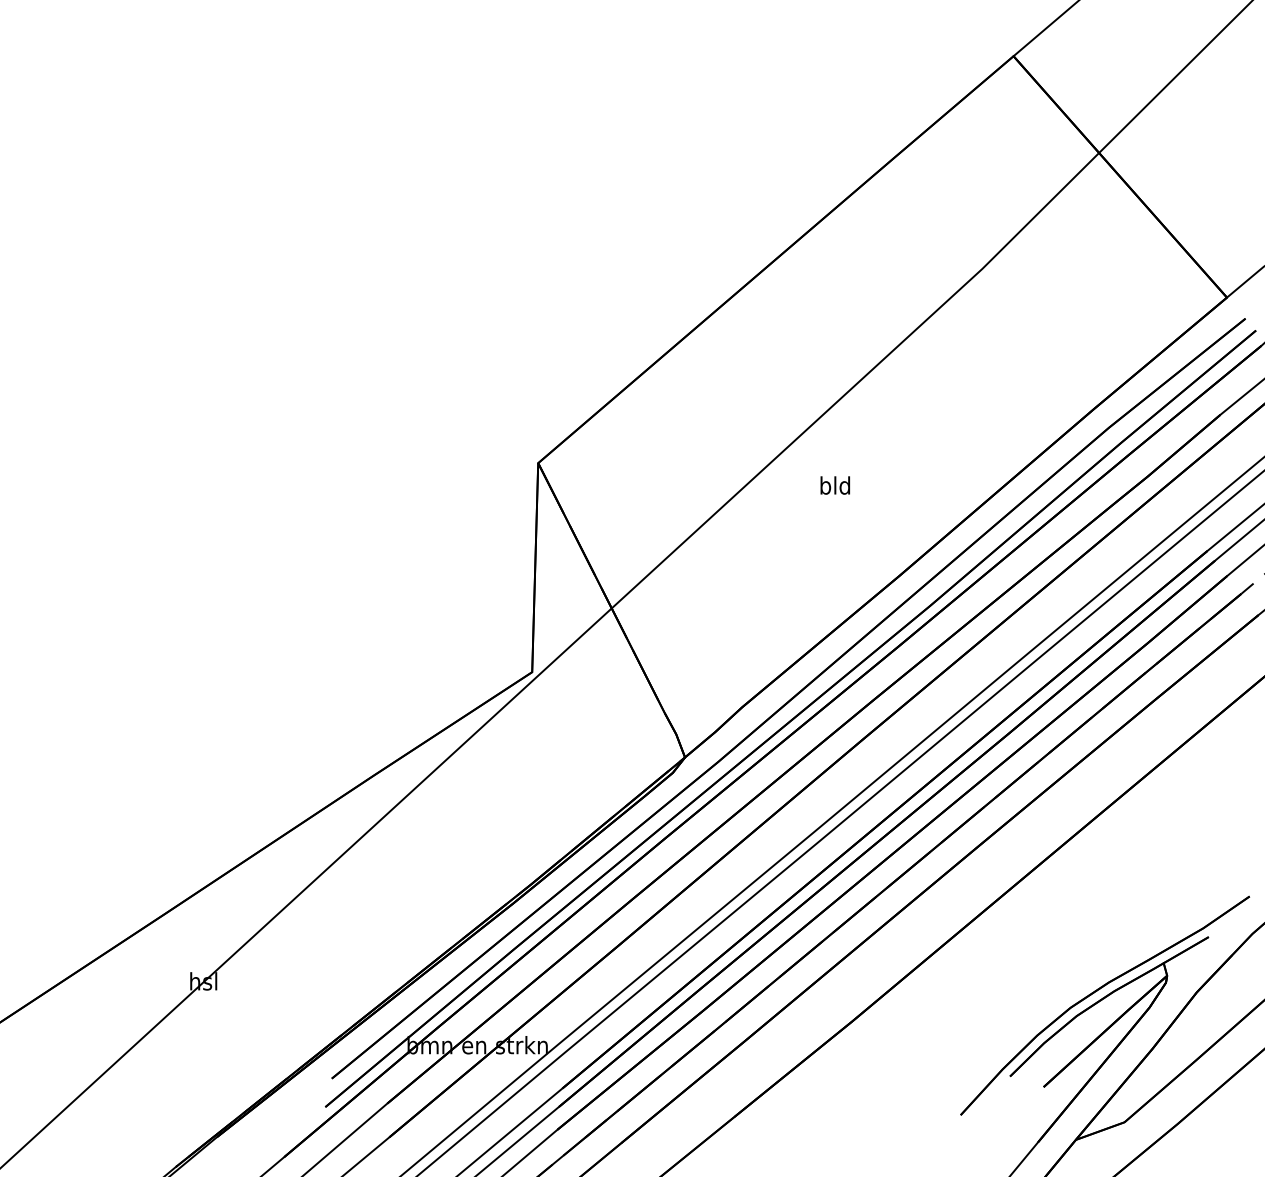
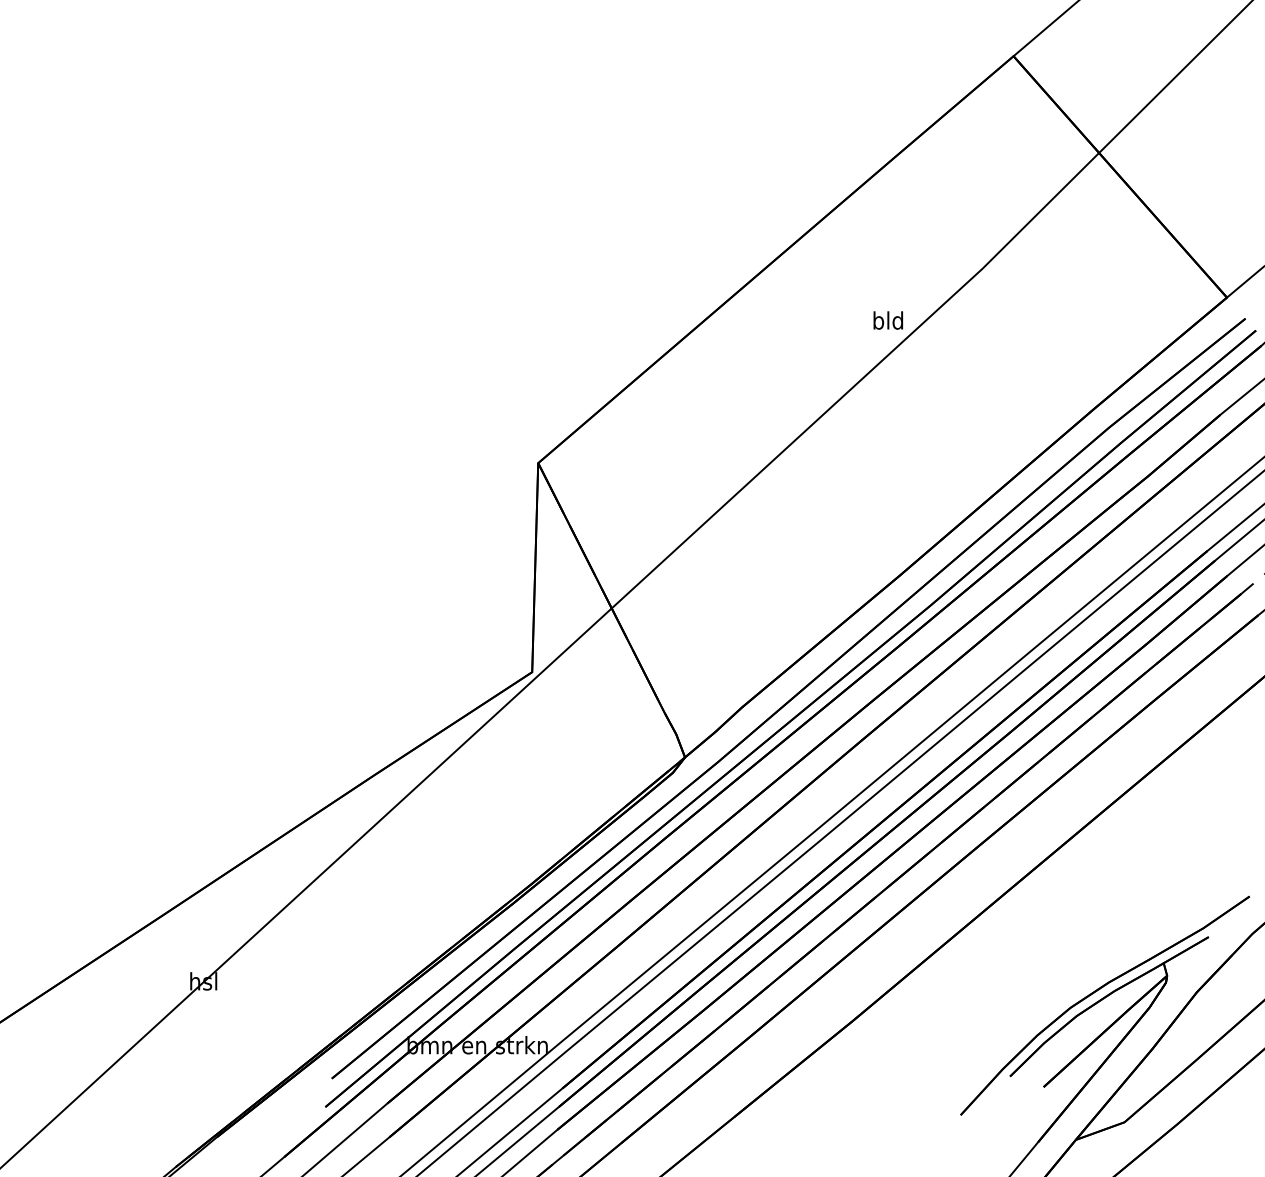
text position: (834, 485) -> (887, 320) (887, 320)
